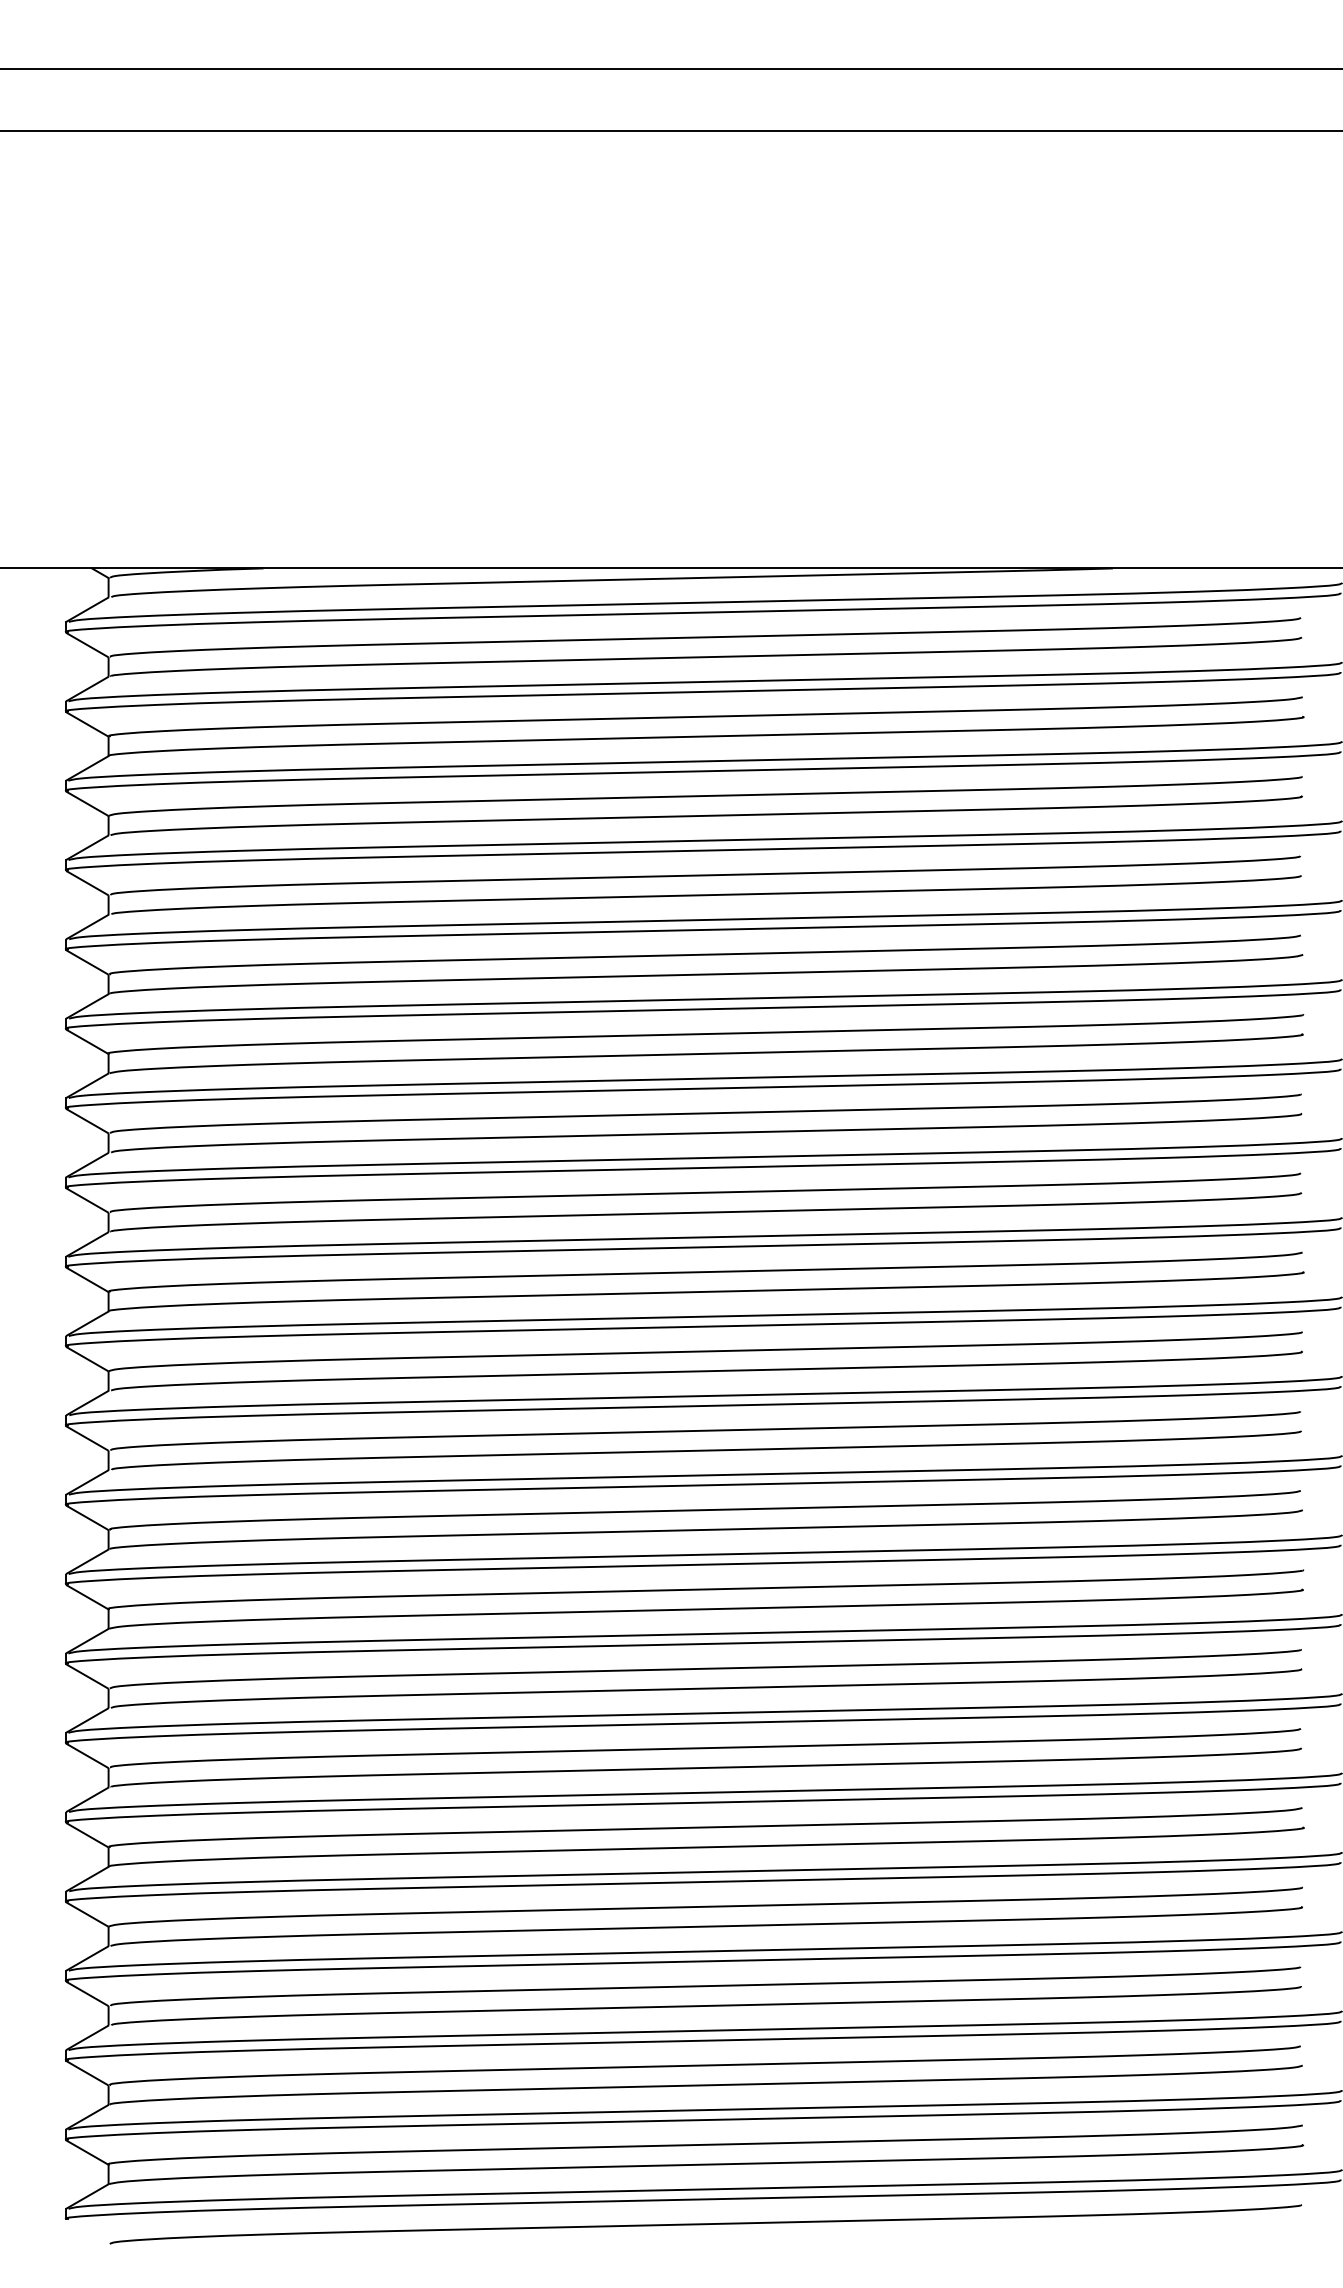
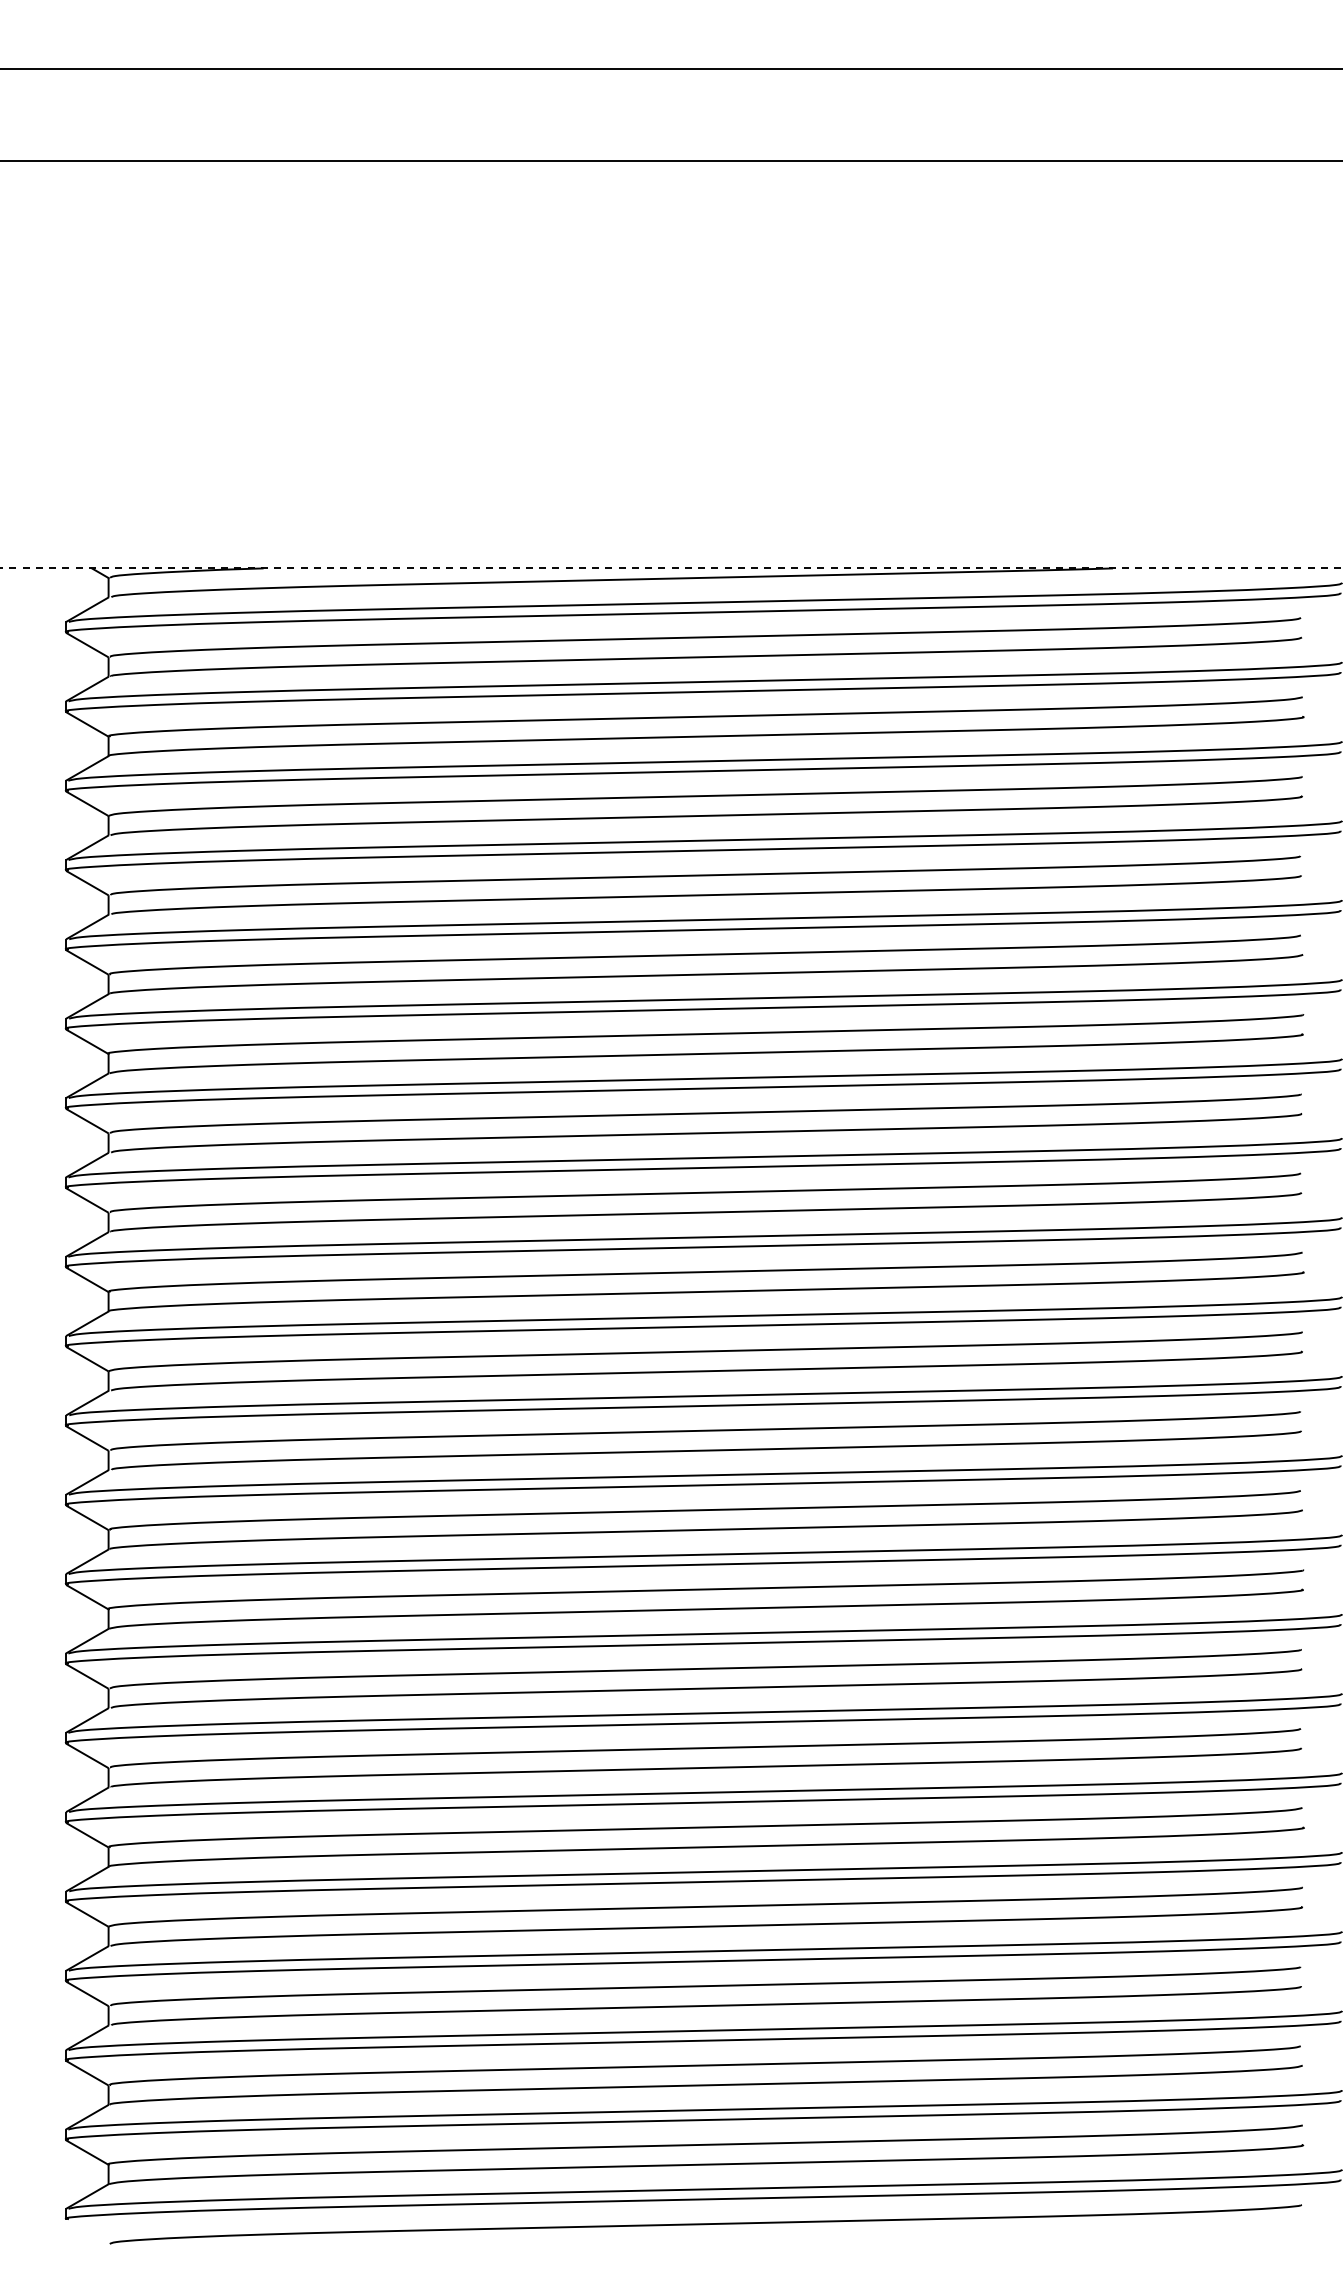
line position: (670, 131) -> (670, 161) (670, 161)
line: solid -> dashed (671, 568)
